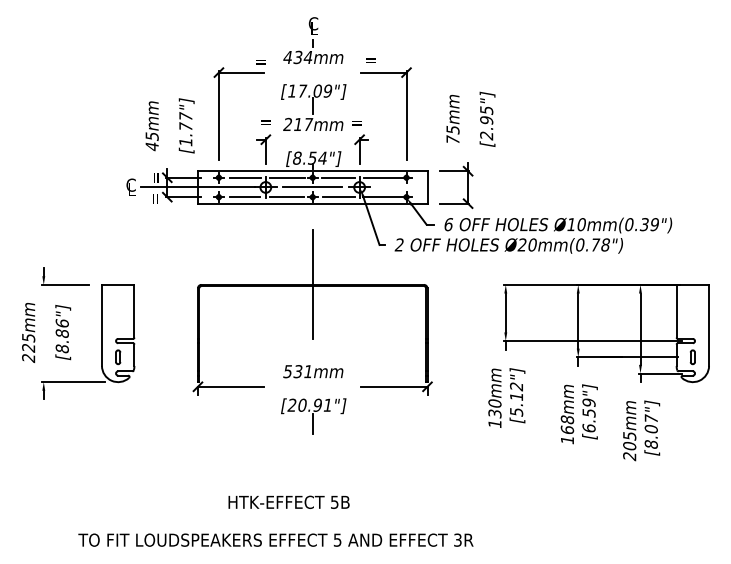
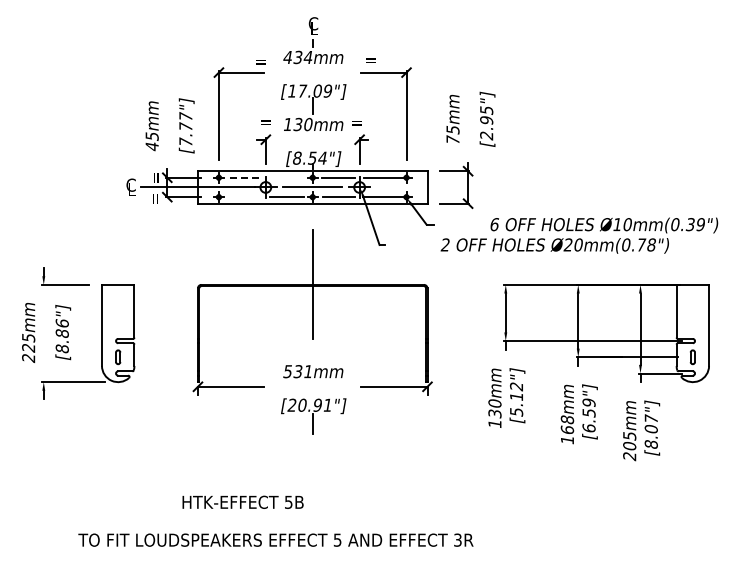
text: 217mm -> 130mm (298, 124)
text: [1.77"] -> [7.77"] (185, 141)
line: solid -> dashed (245, 177)
line: present -> none (287, 177)
line: present -> none (244, 197)
text position: (533, 235) -> (579, 235) (579, 235)
text position: (288, 501) -> (242, 501) (242, 501)
